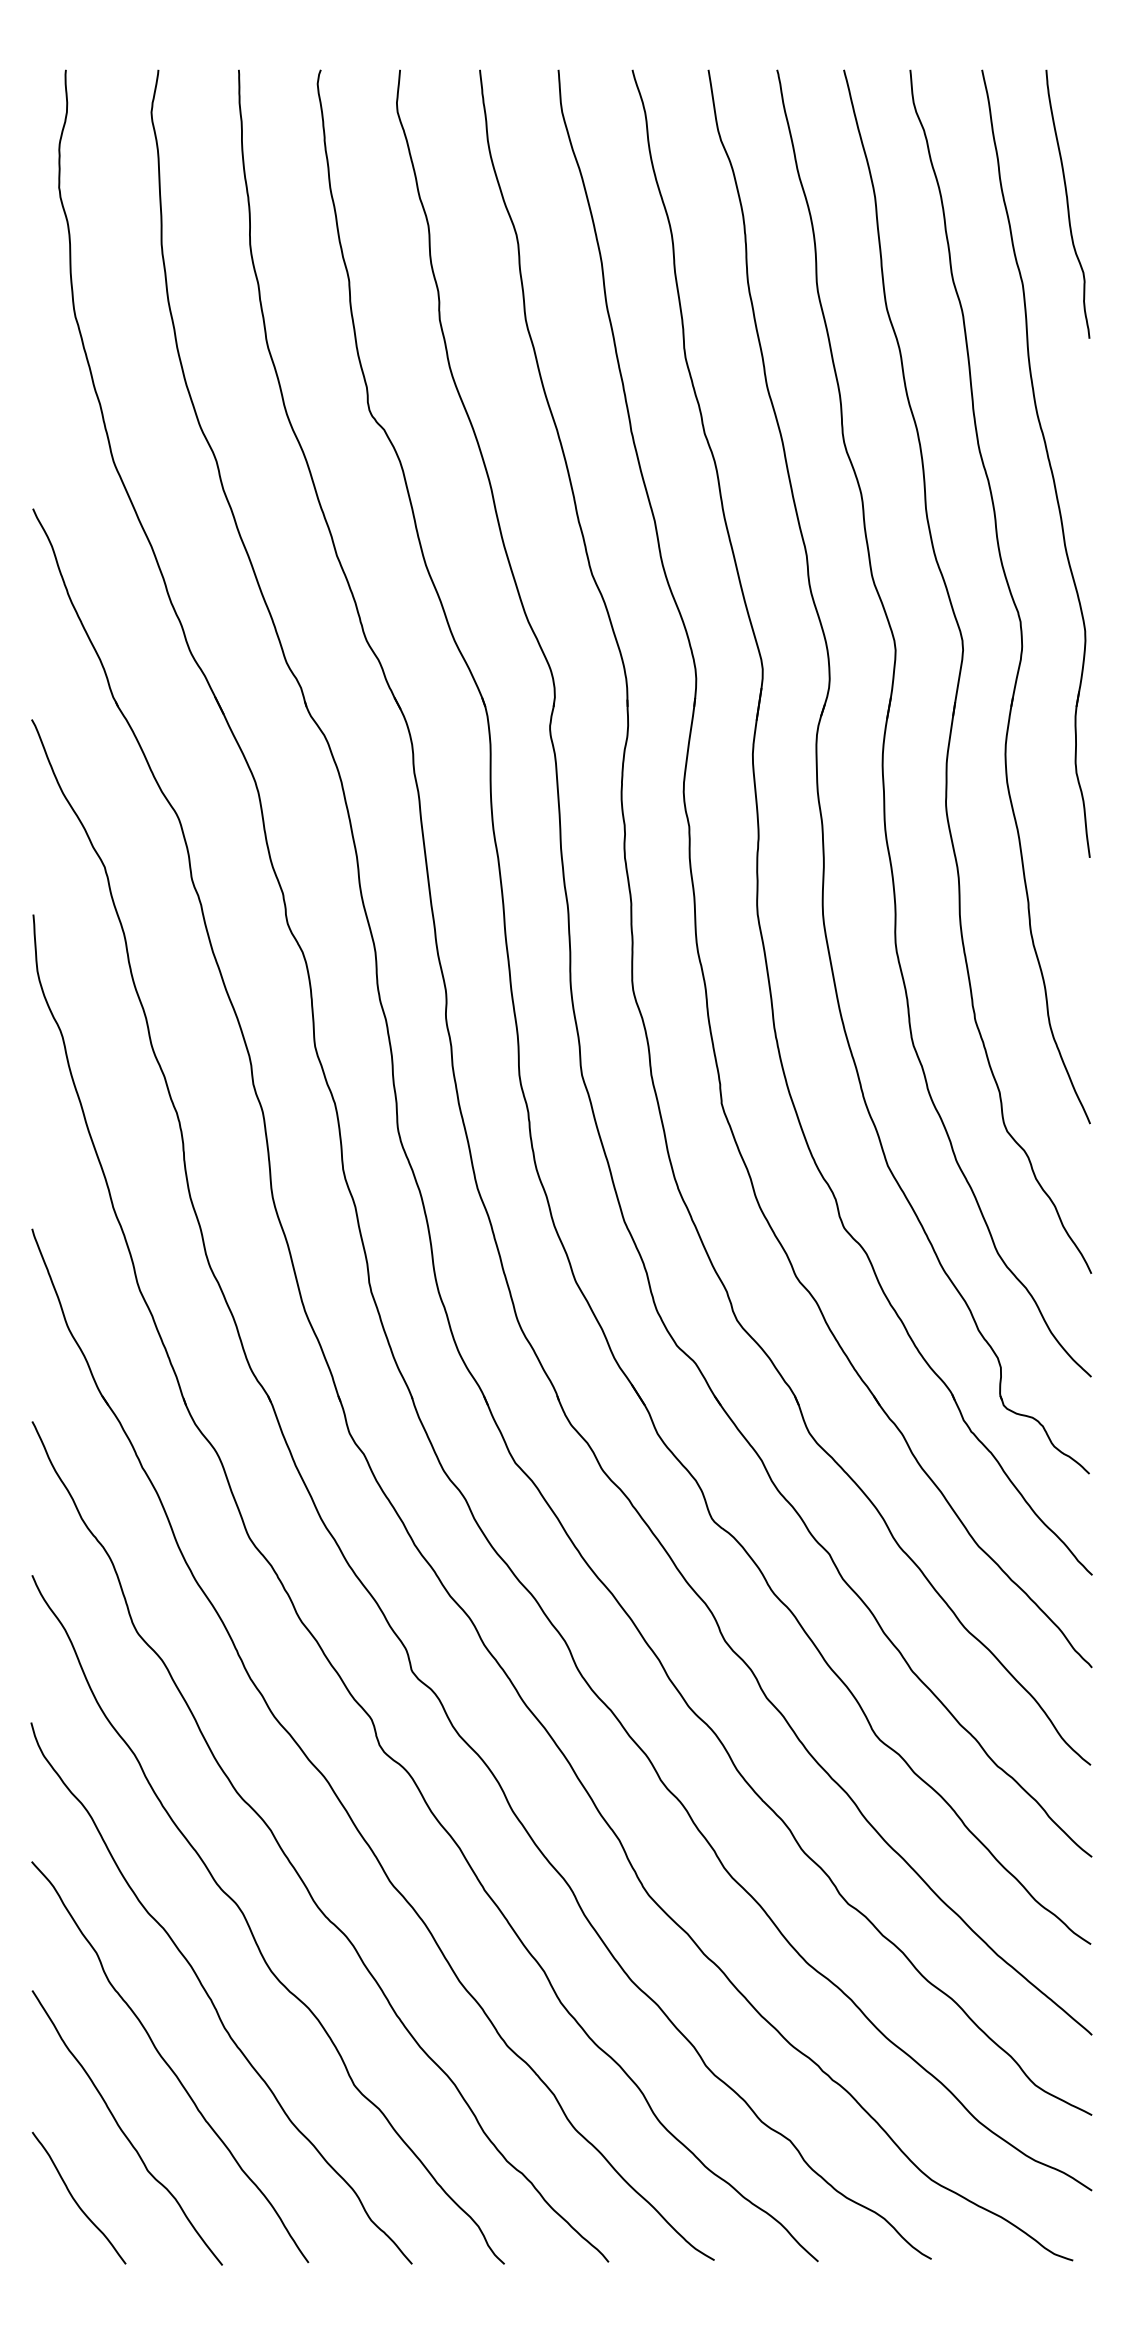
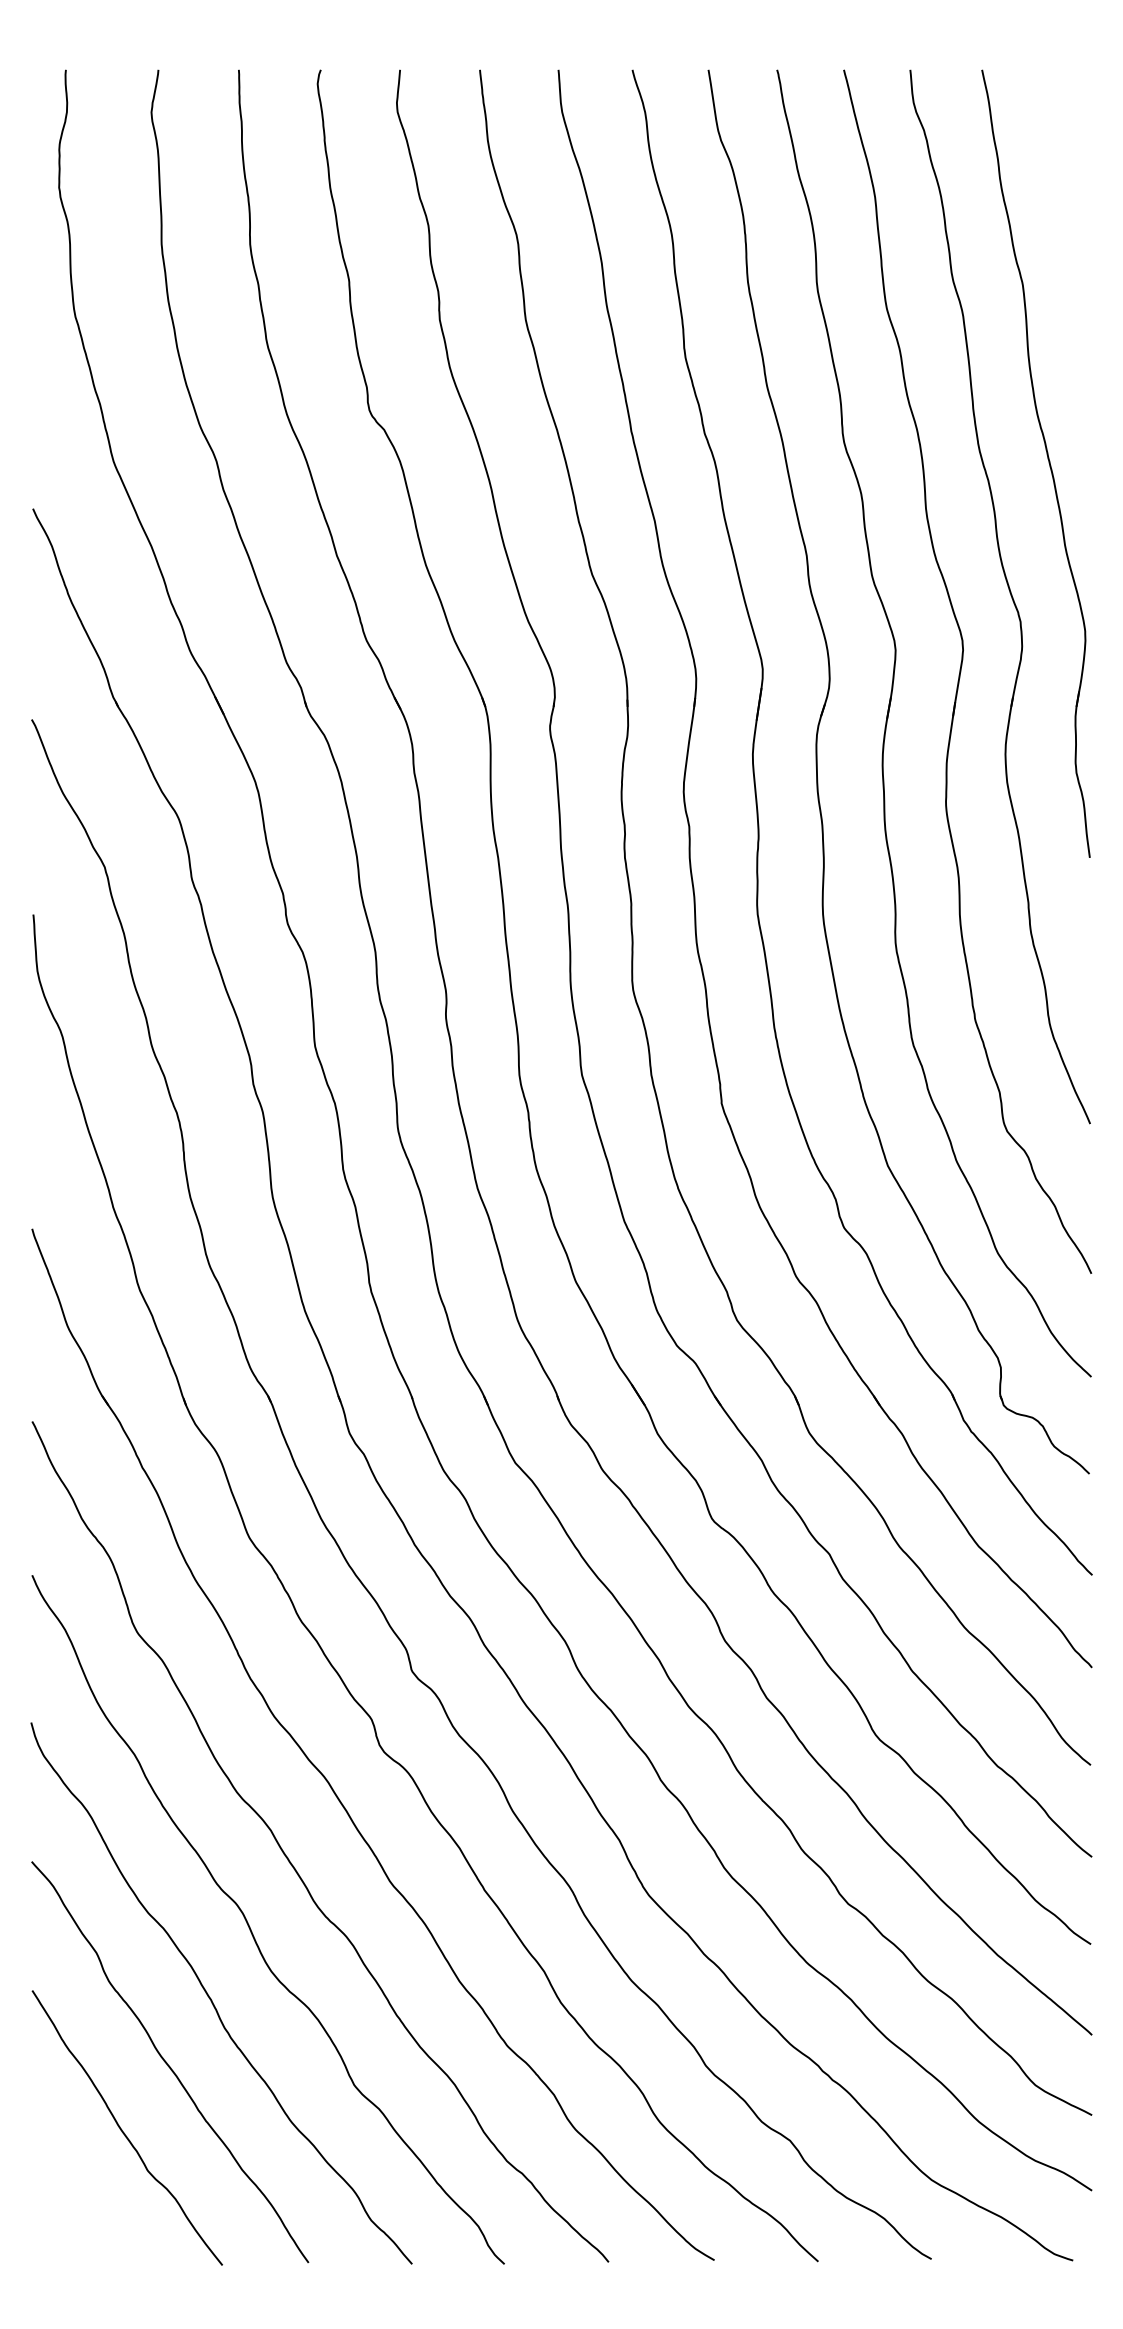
curve: present -> none (1067, 203)
curve: present -> none (75, 2199)
